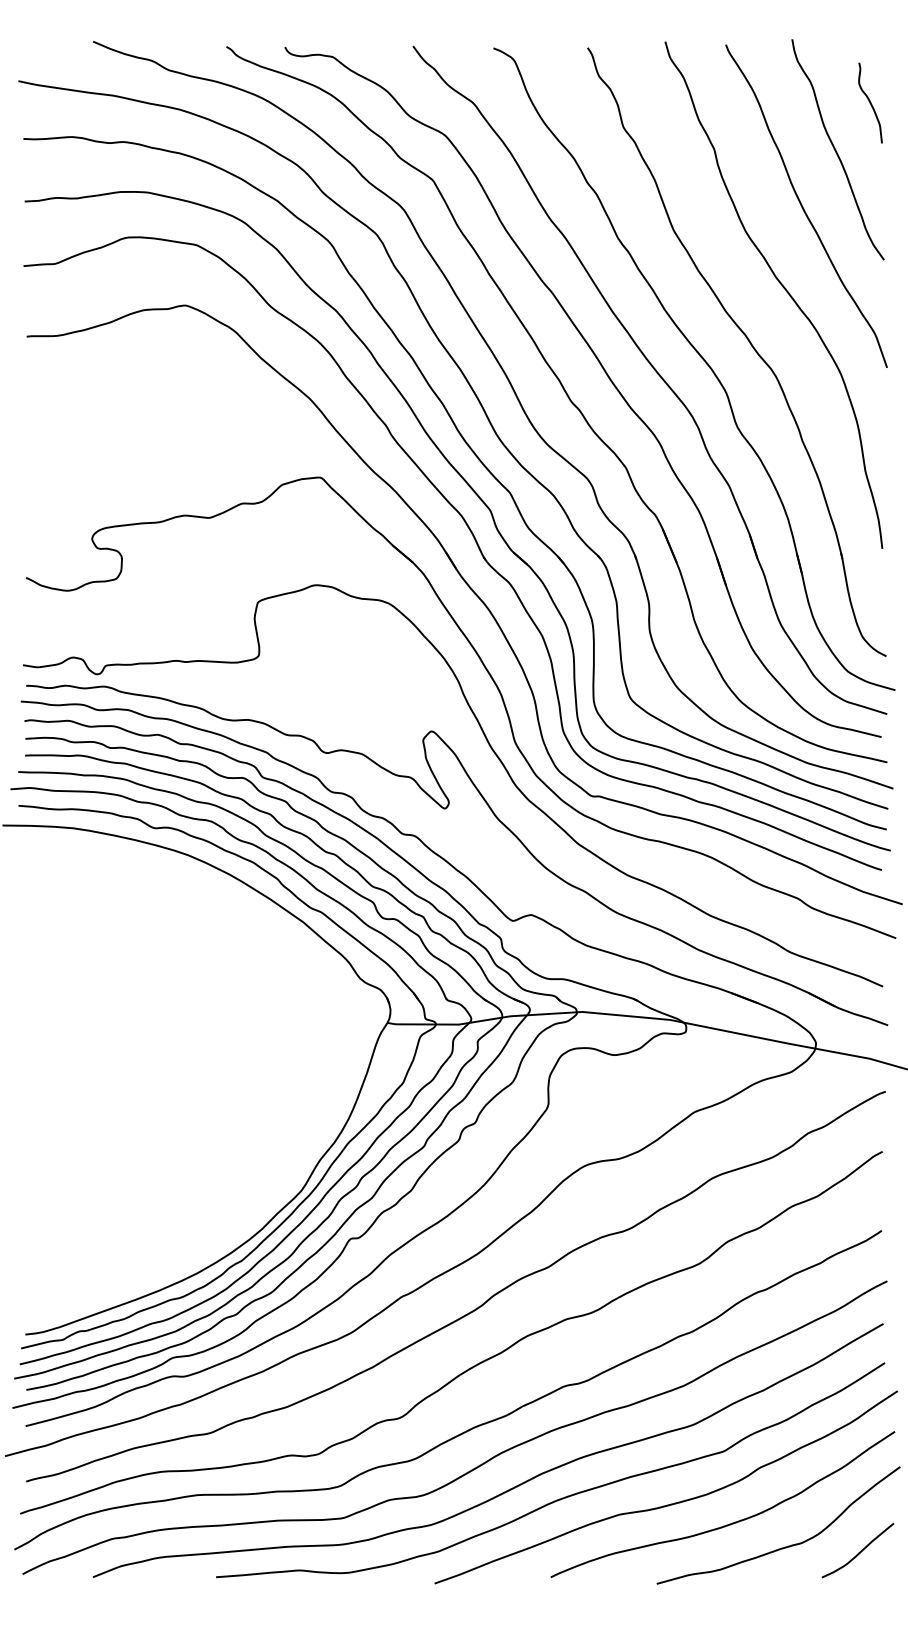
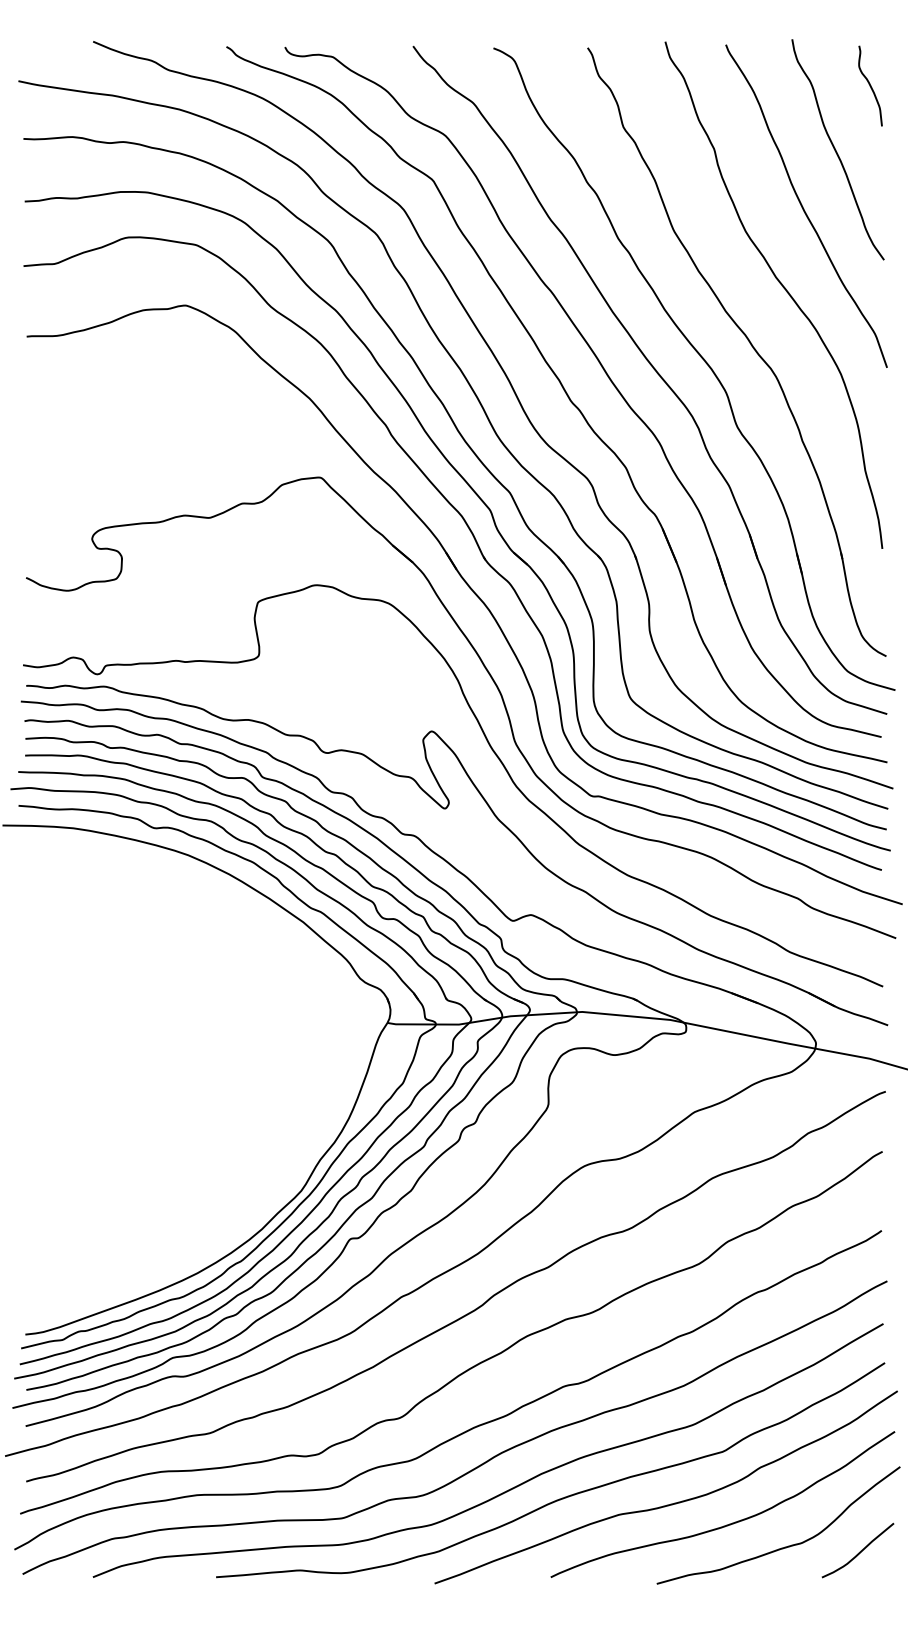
curve position: (870, 102) -> (870, 85) (870, 85)
